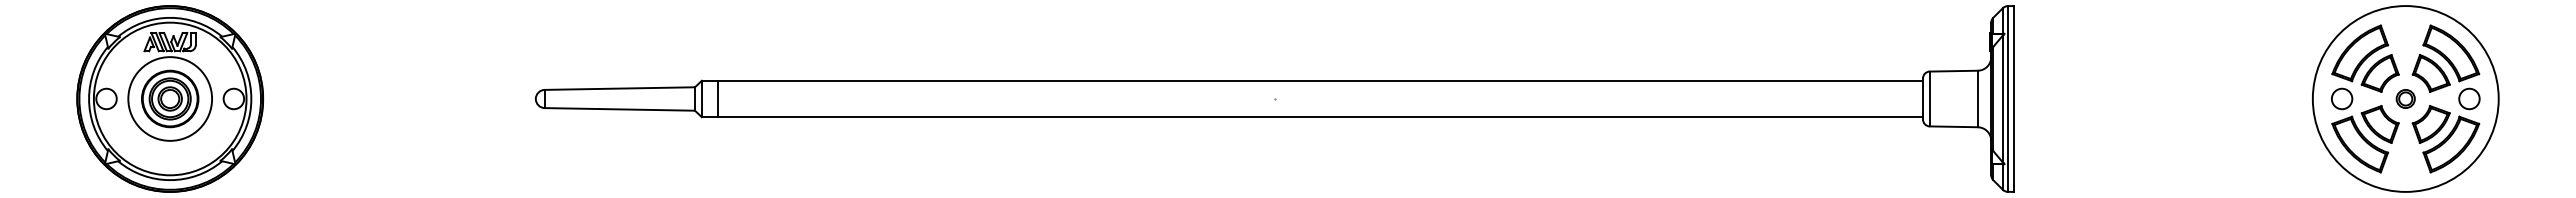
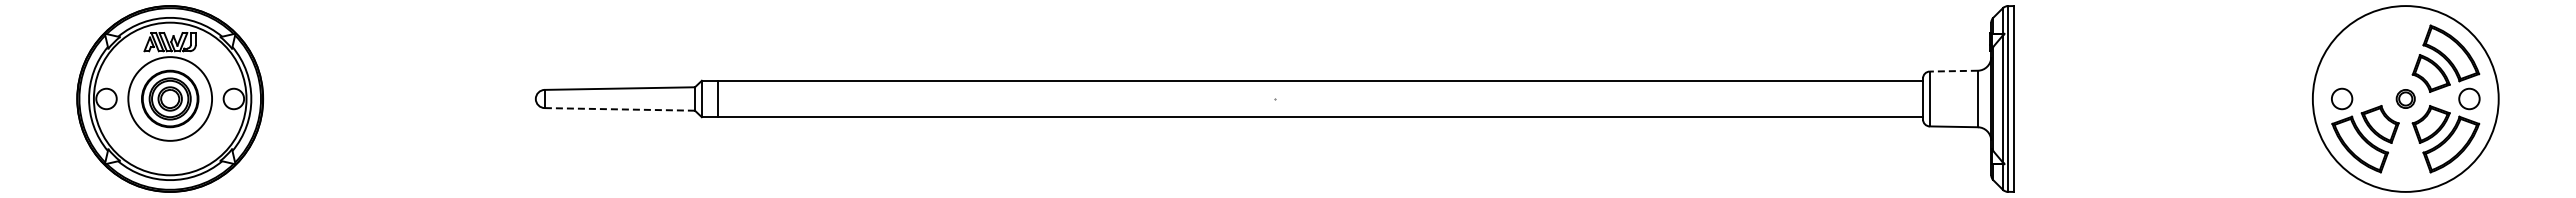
part: present -> none (2365, 58)
line: solid -> dashed (1953, 71)
line: solid -> dashed (620, 109)
